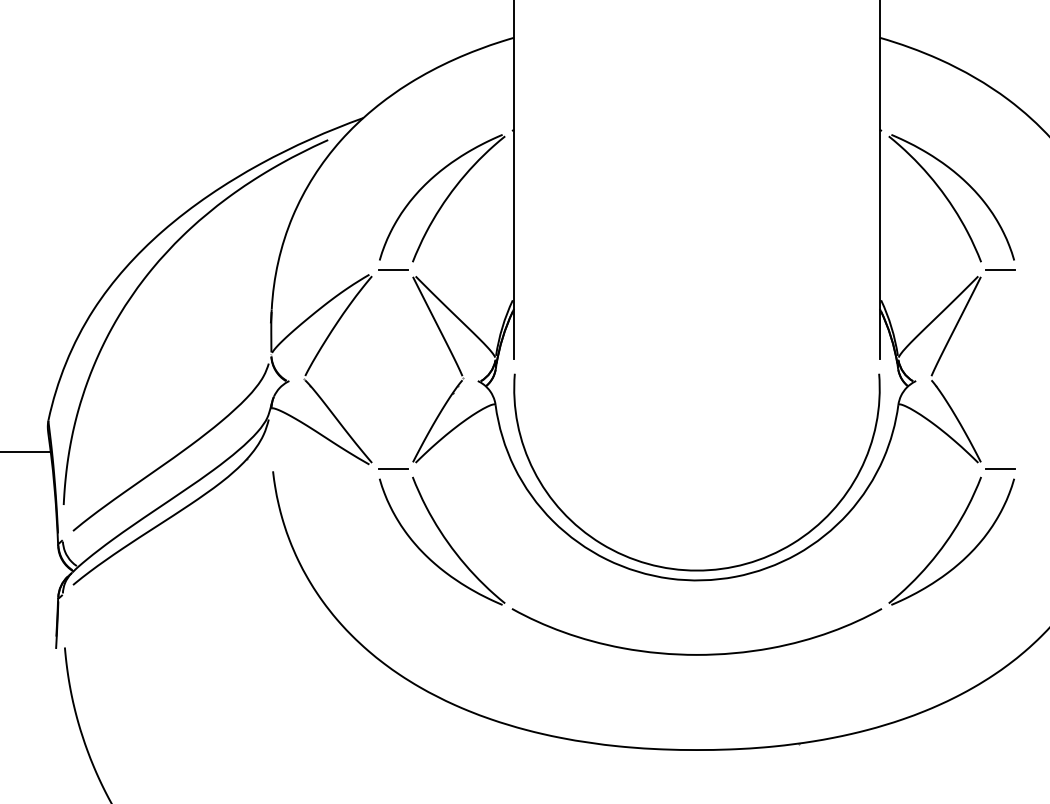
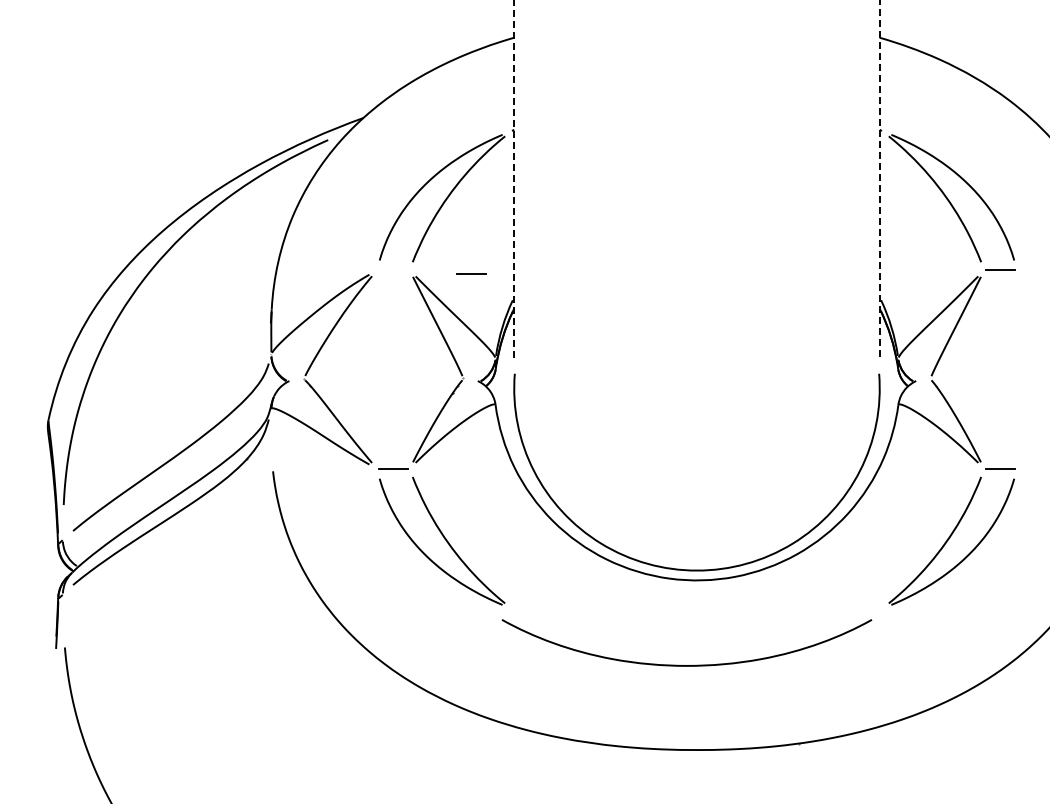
line: solid -> dashed (514, 179)
line: solid -> dashed (879, 180)
line position: (393, 269) -> (471, 273) (471, 273)
line: present -> none (26, 451)
curve position: (696, 654) -> (686, 665) (686, 665)
